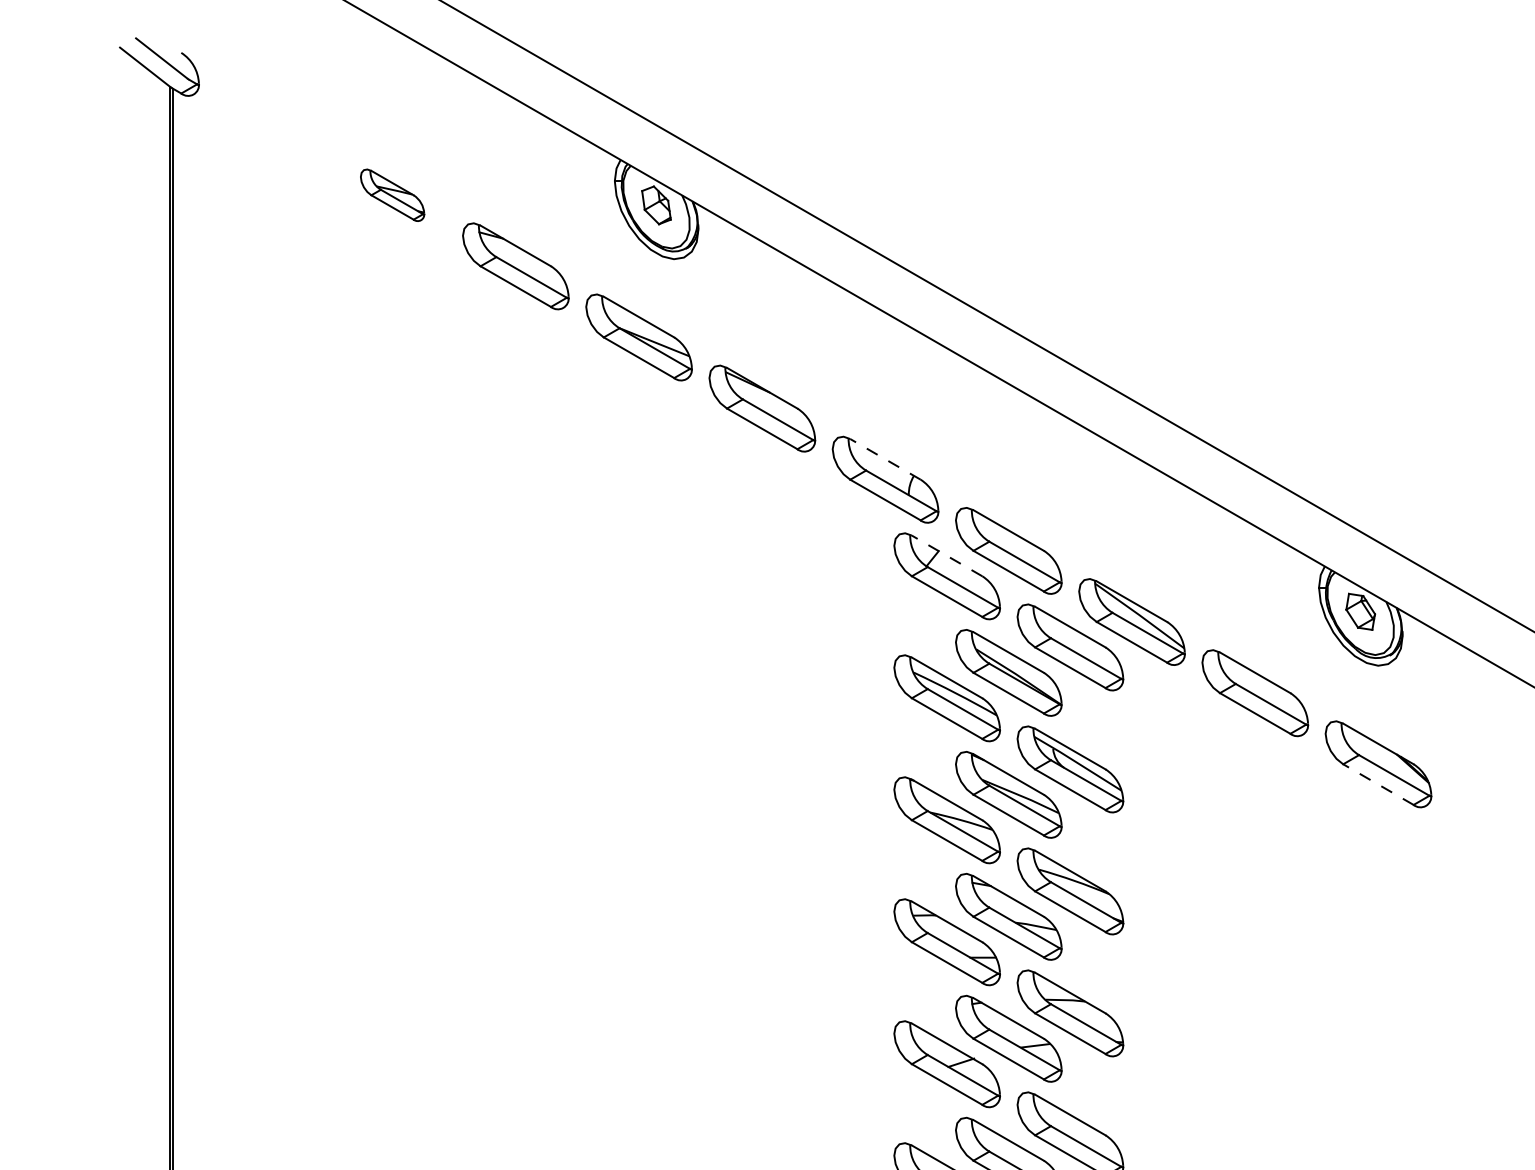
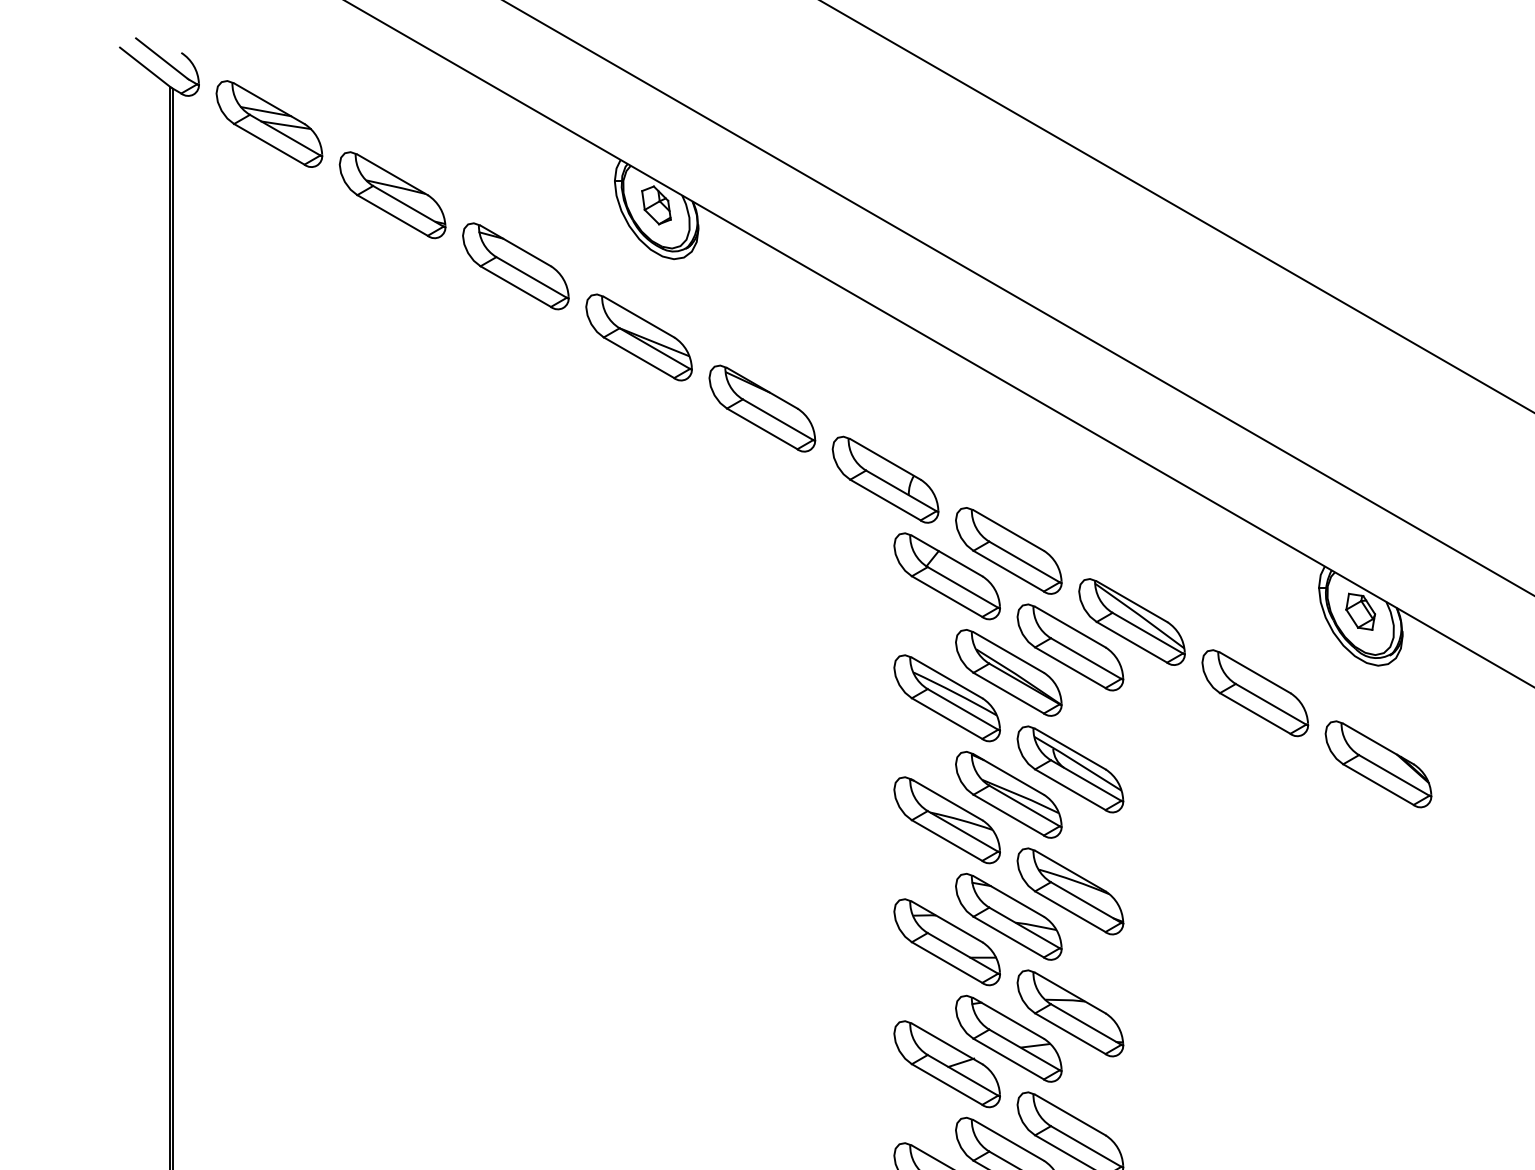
part: none -> present (269, 123)
part size: 66x54 px -> 109x89 px (392, 195)
line: none -> present (1176, 206)
line position: (987, 316) -> (1018, 298) (1018, 298)
line: dashed -> solid (885, 459)
line: dashed -> solid (947, 555)
line: dashed -> solid (1378, 784)
